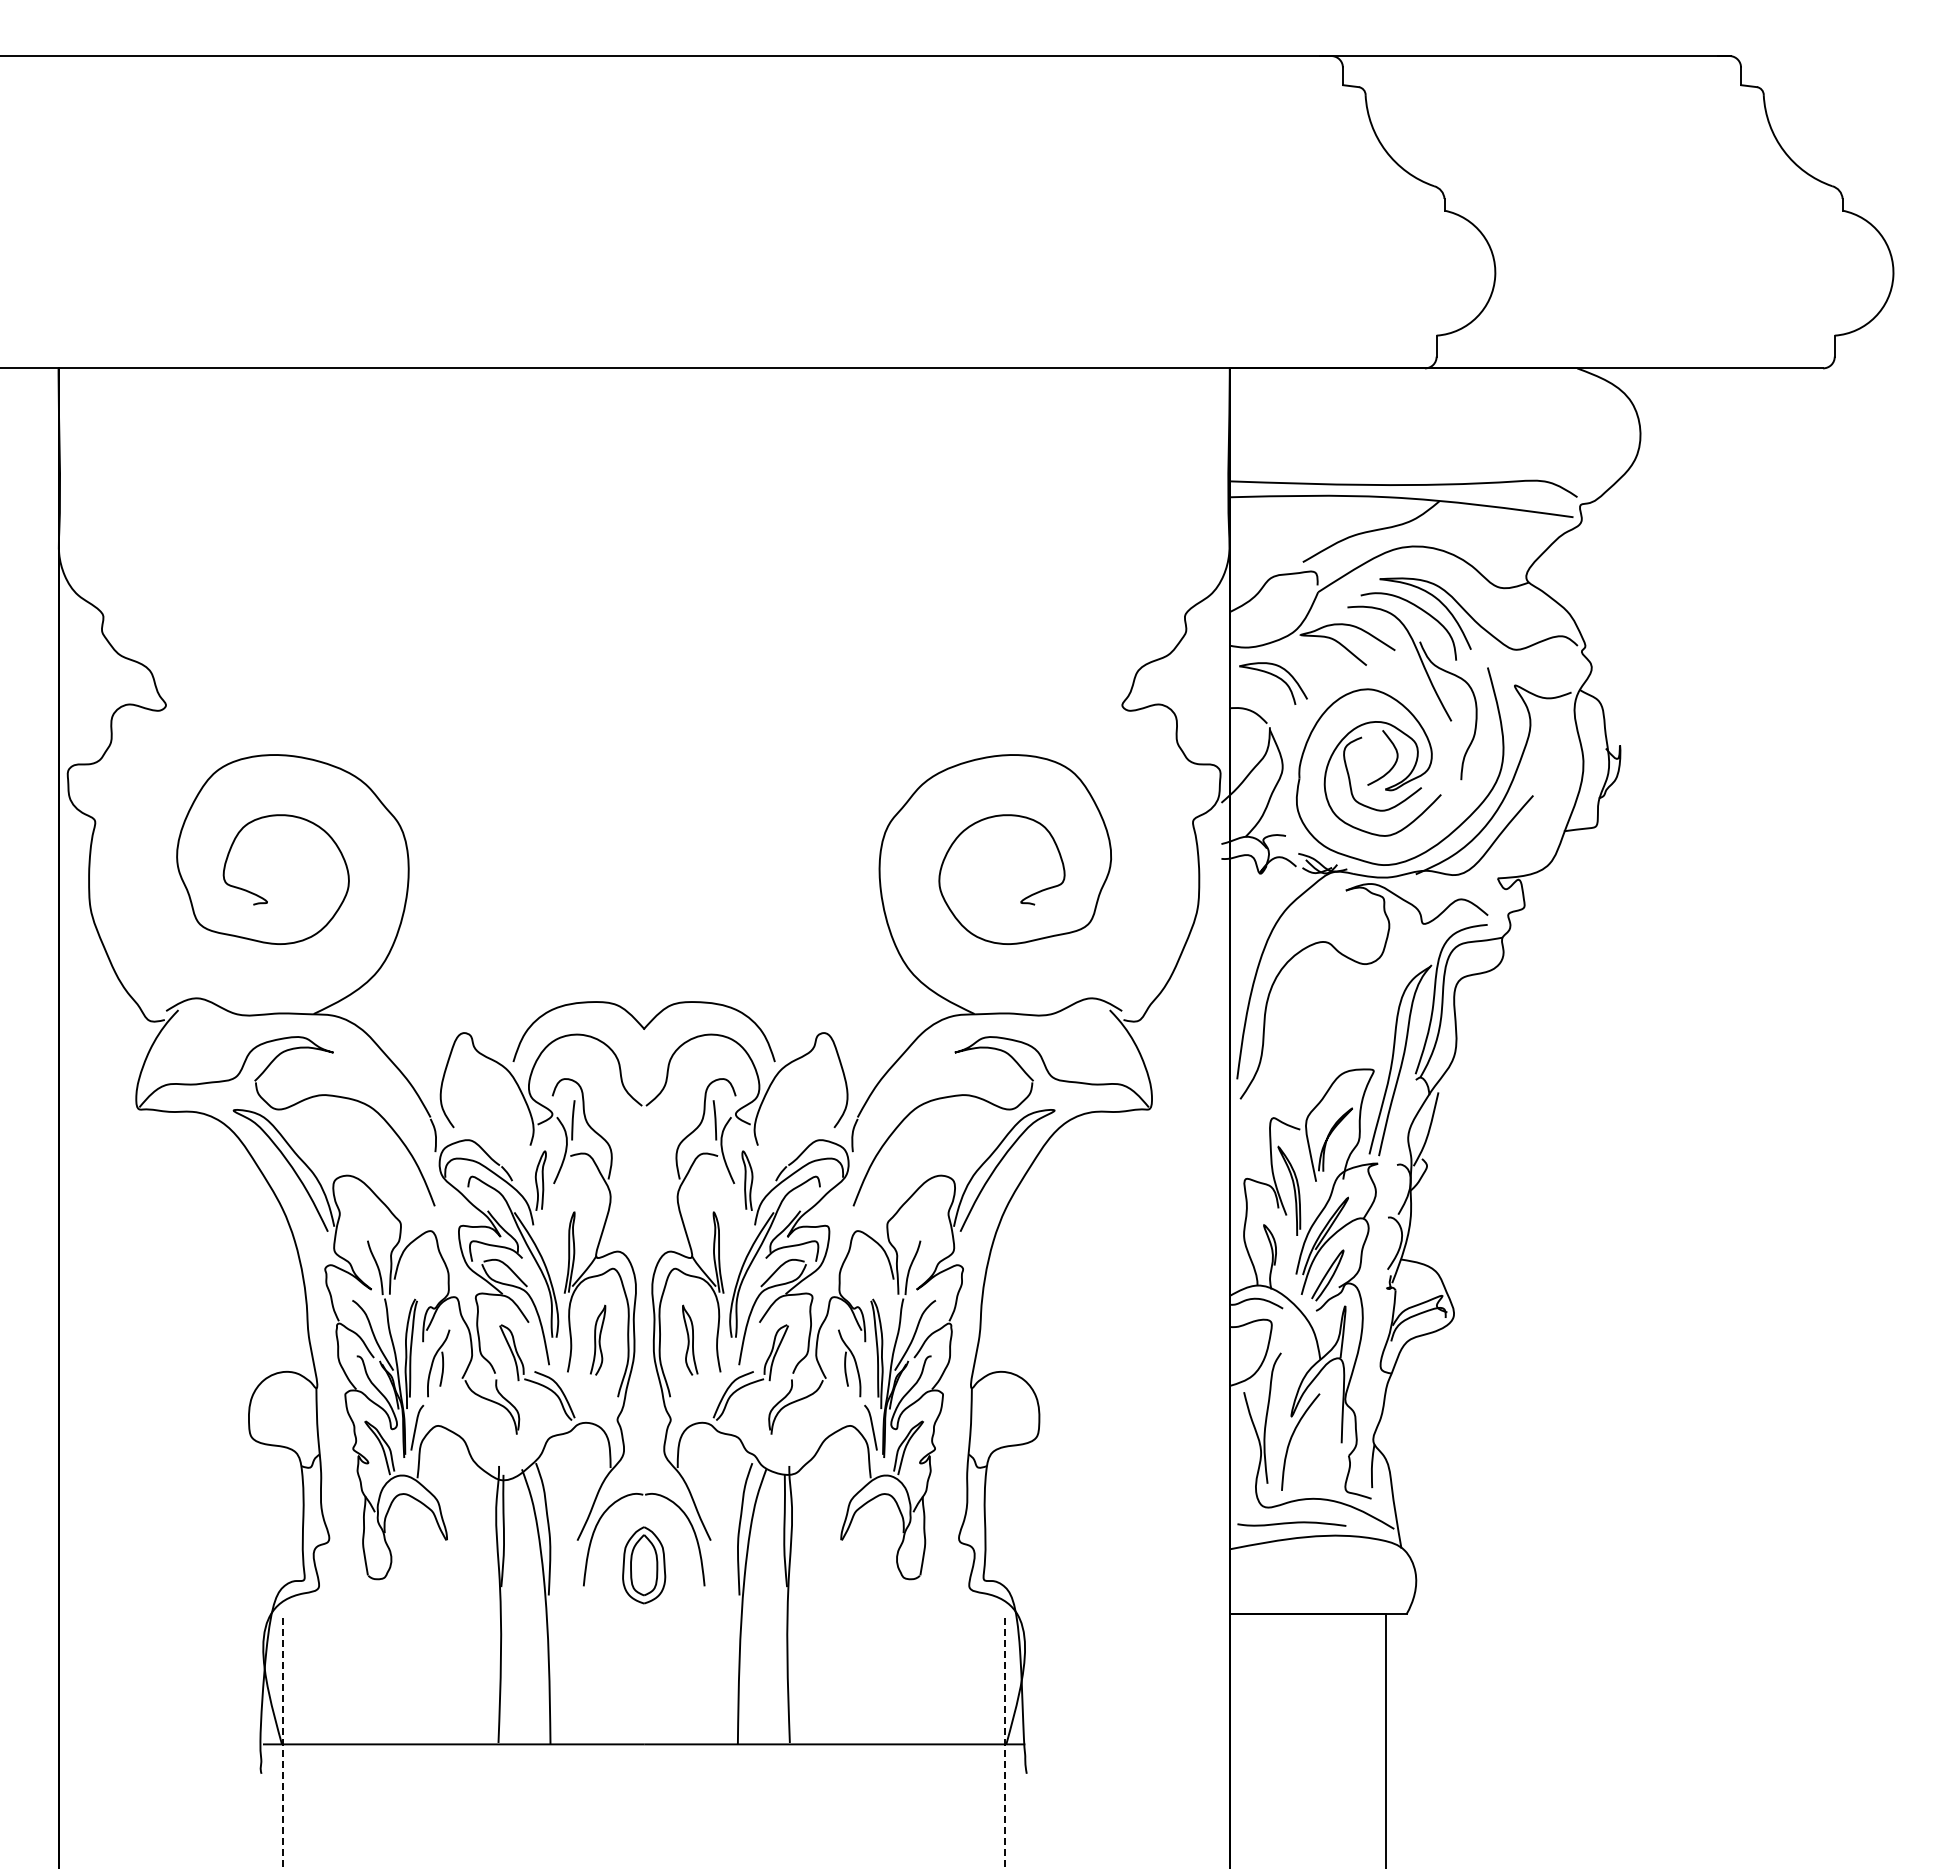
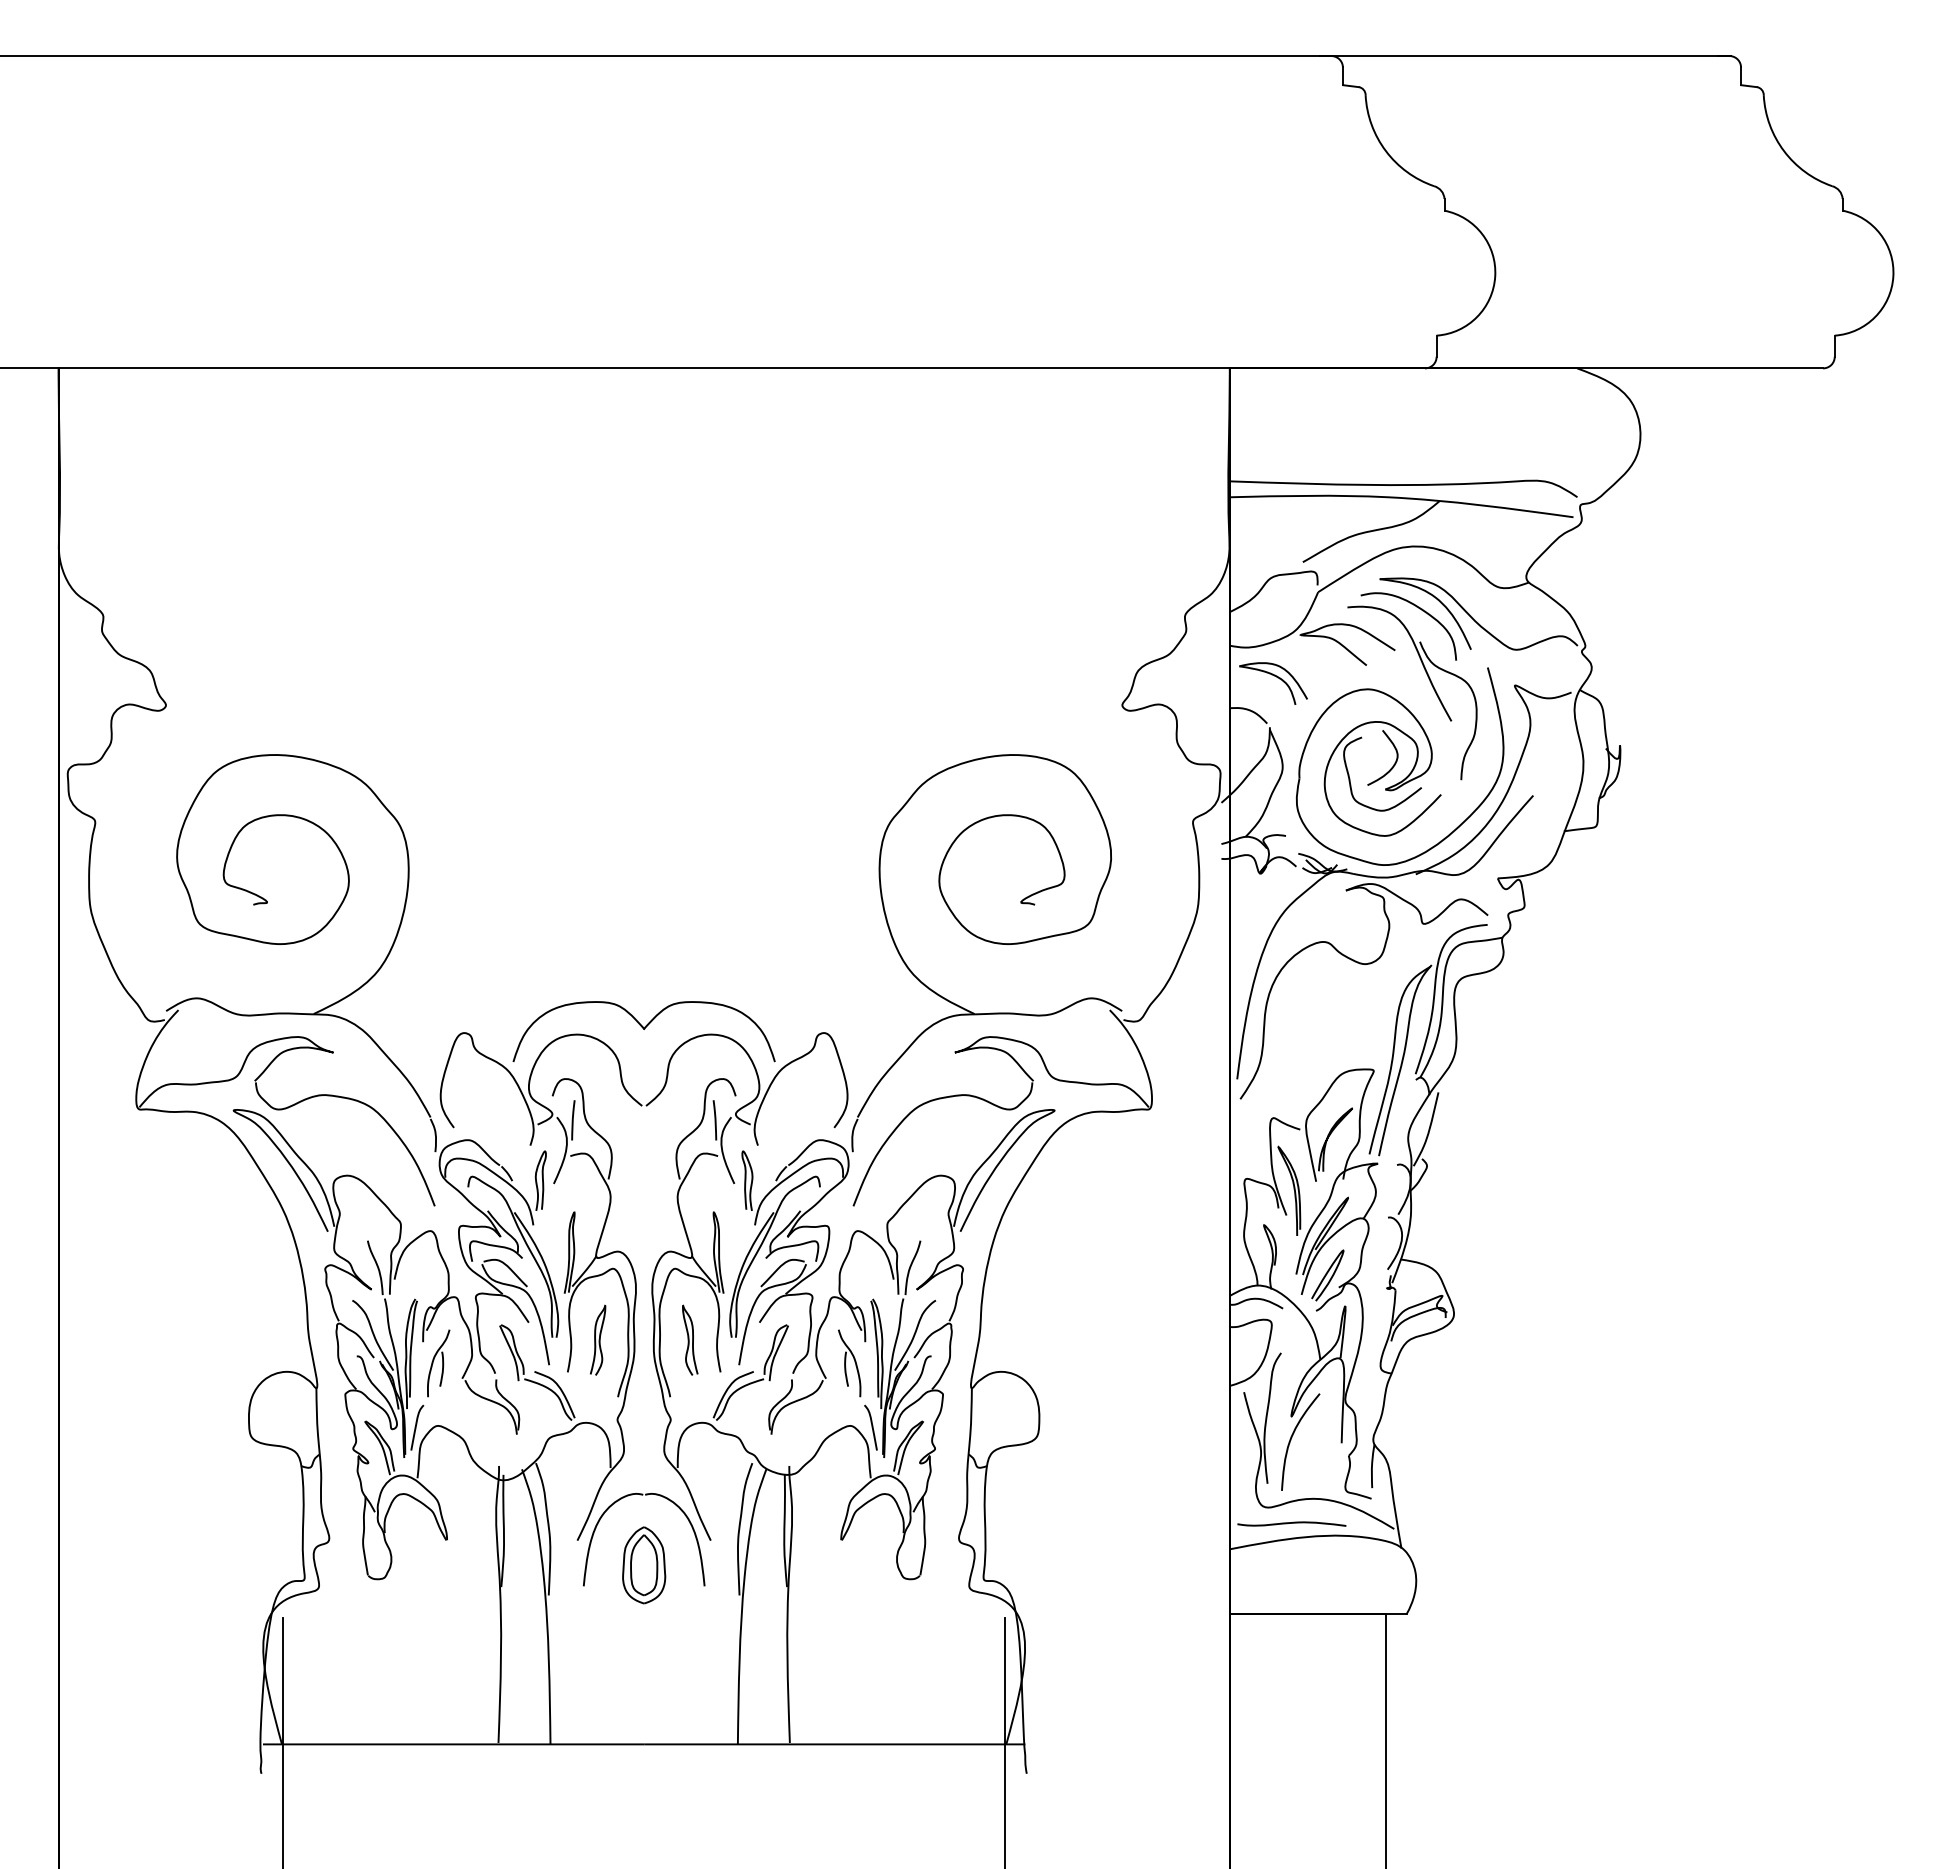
line: dashed -> solid (283, 1743)
line: dashed -> solid (1005, 1743)
